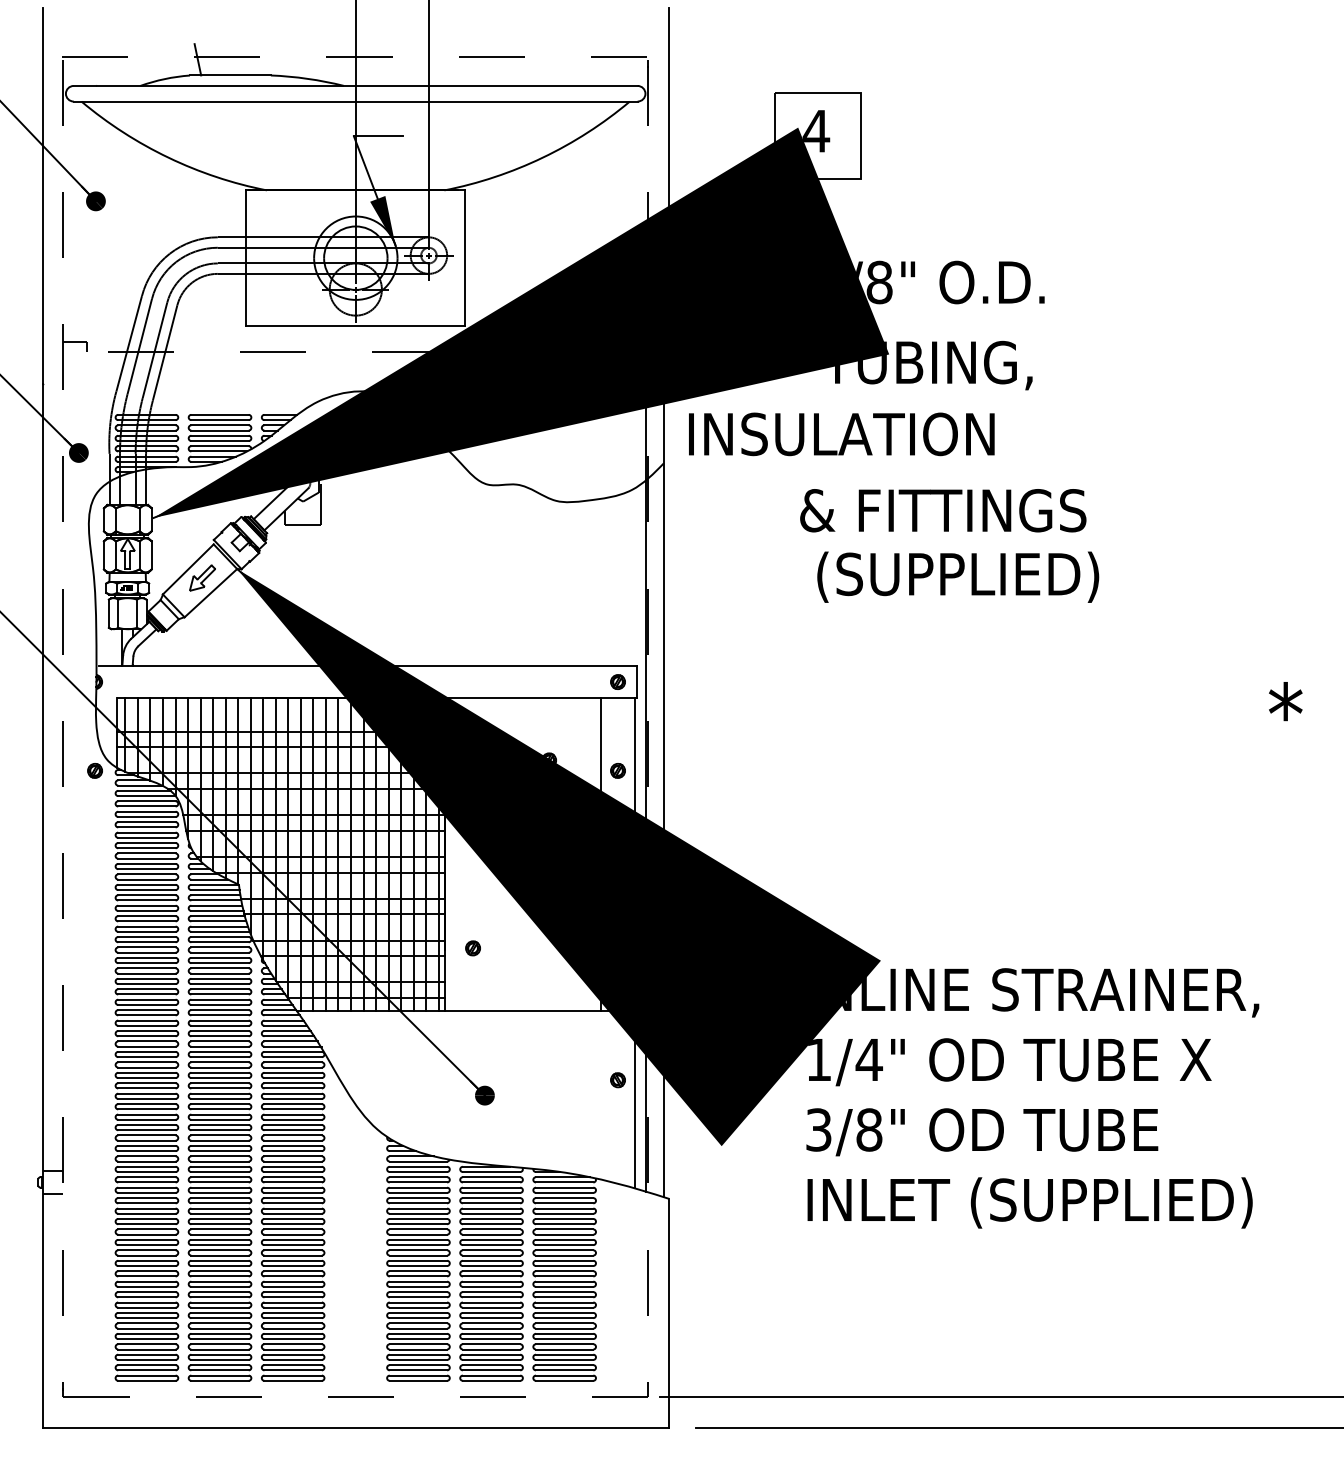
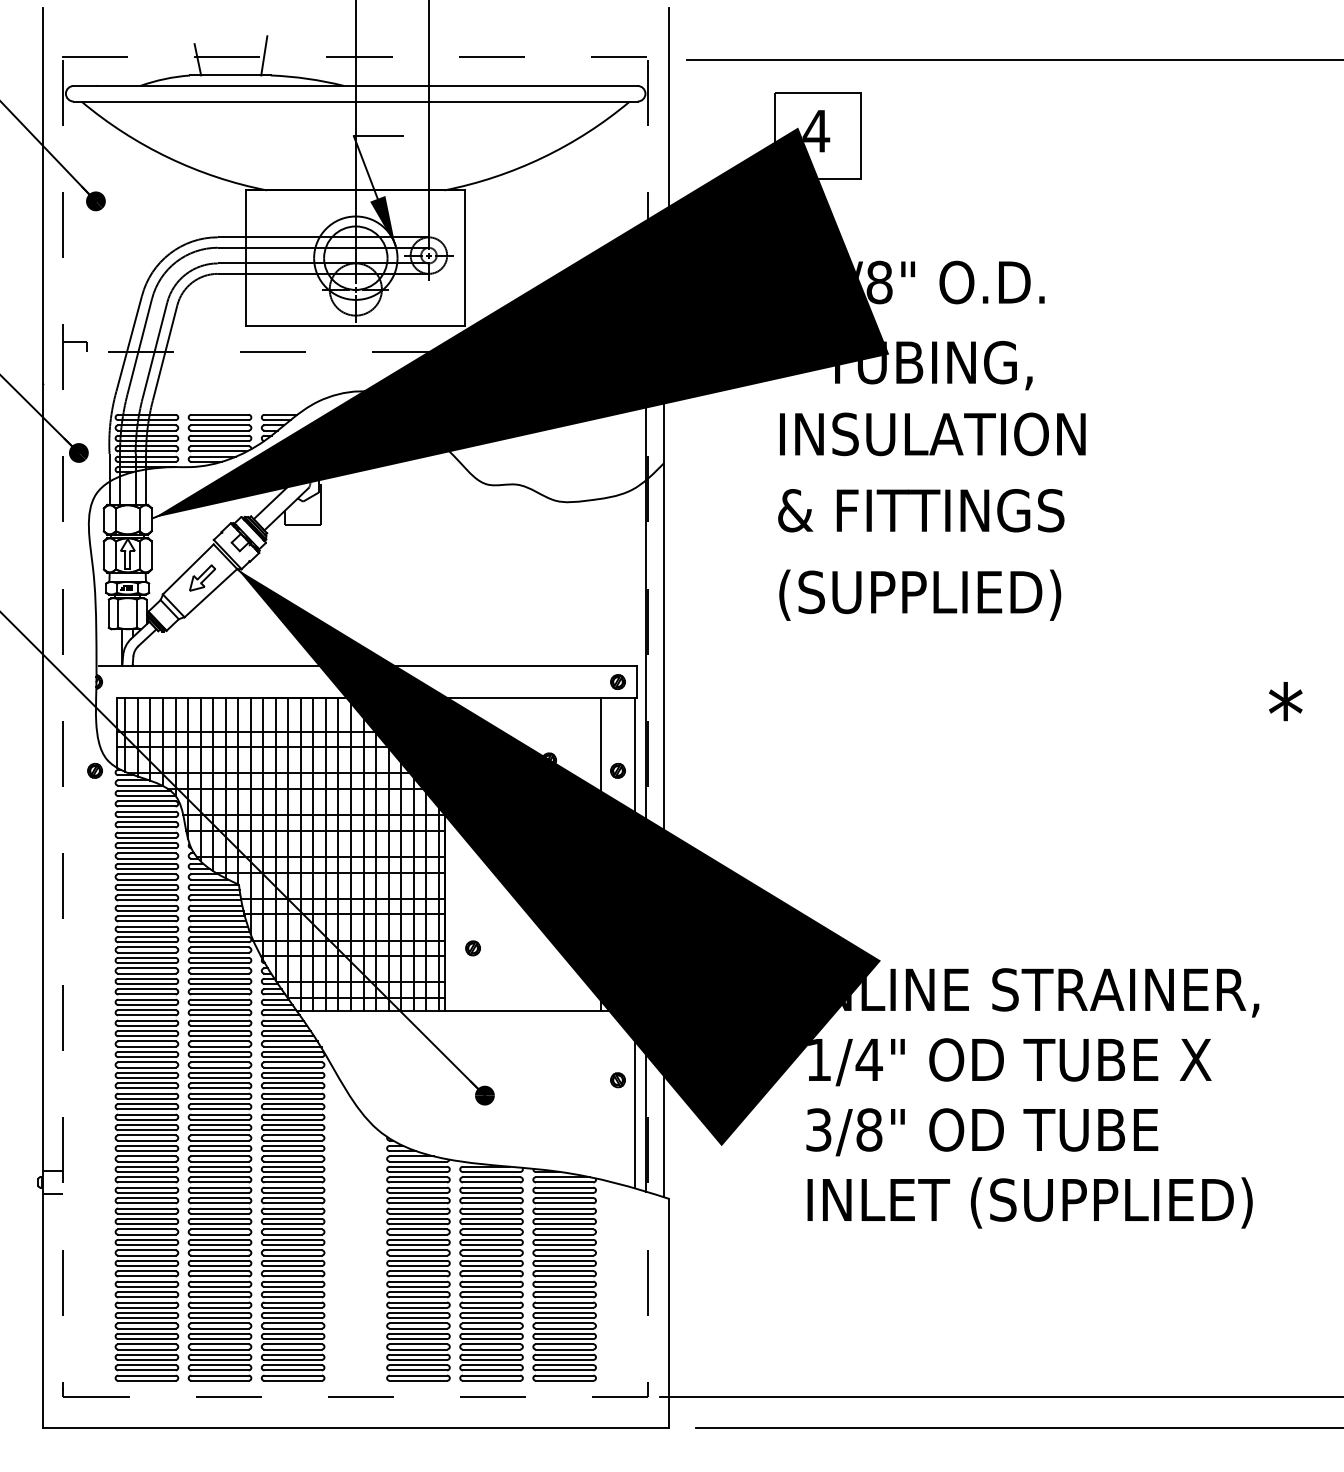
line: none -> present (264, 55)
line: none -> present (1013, 59)
text position: (841, 434) -> (932, 434) (932, 434)
text position: (943, 510) -> (921, 510) (921, 510)
text position: (958, 576) -> (920, 594) (920, 594)
